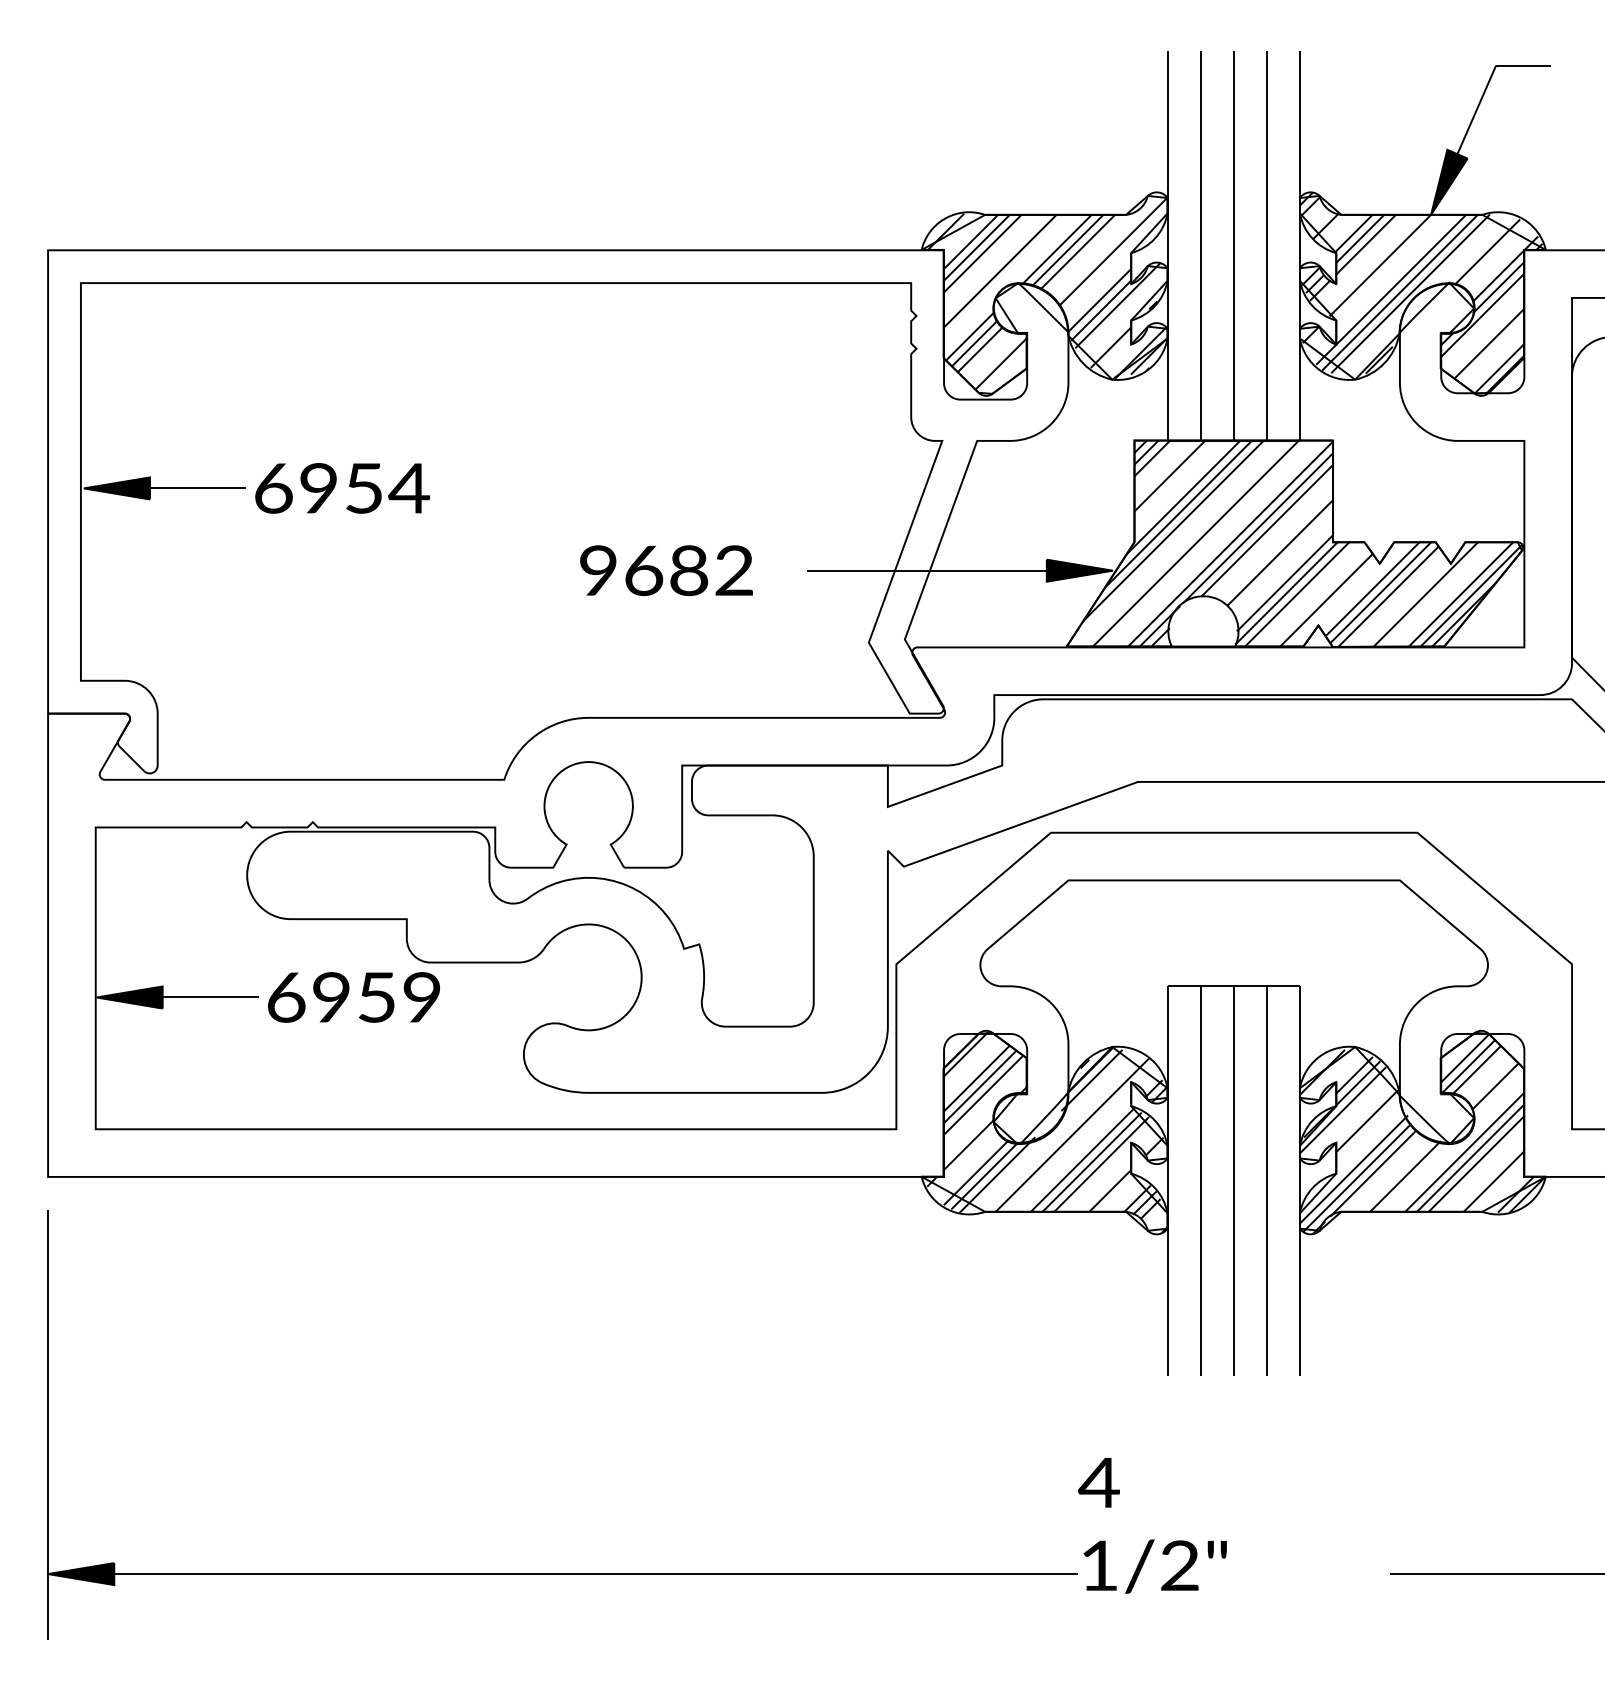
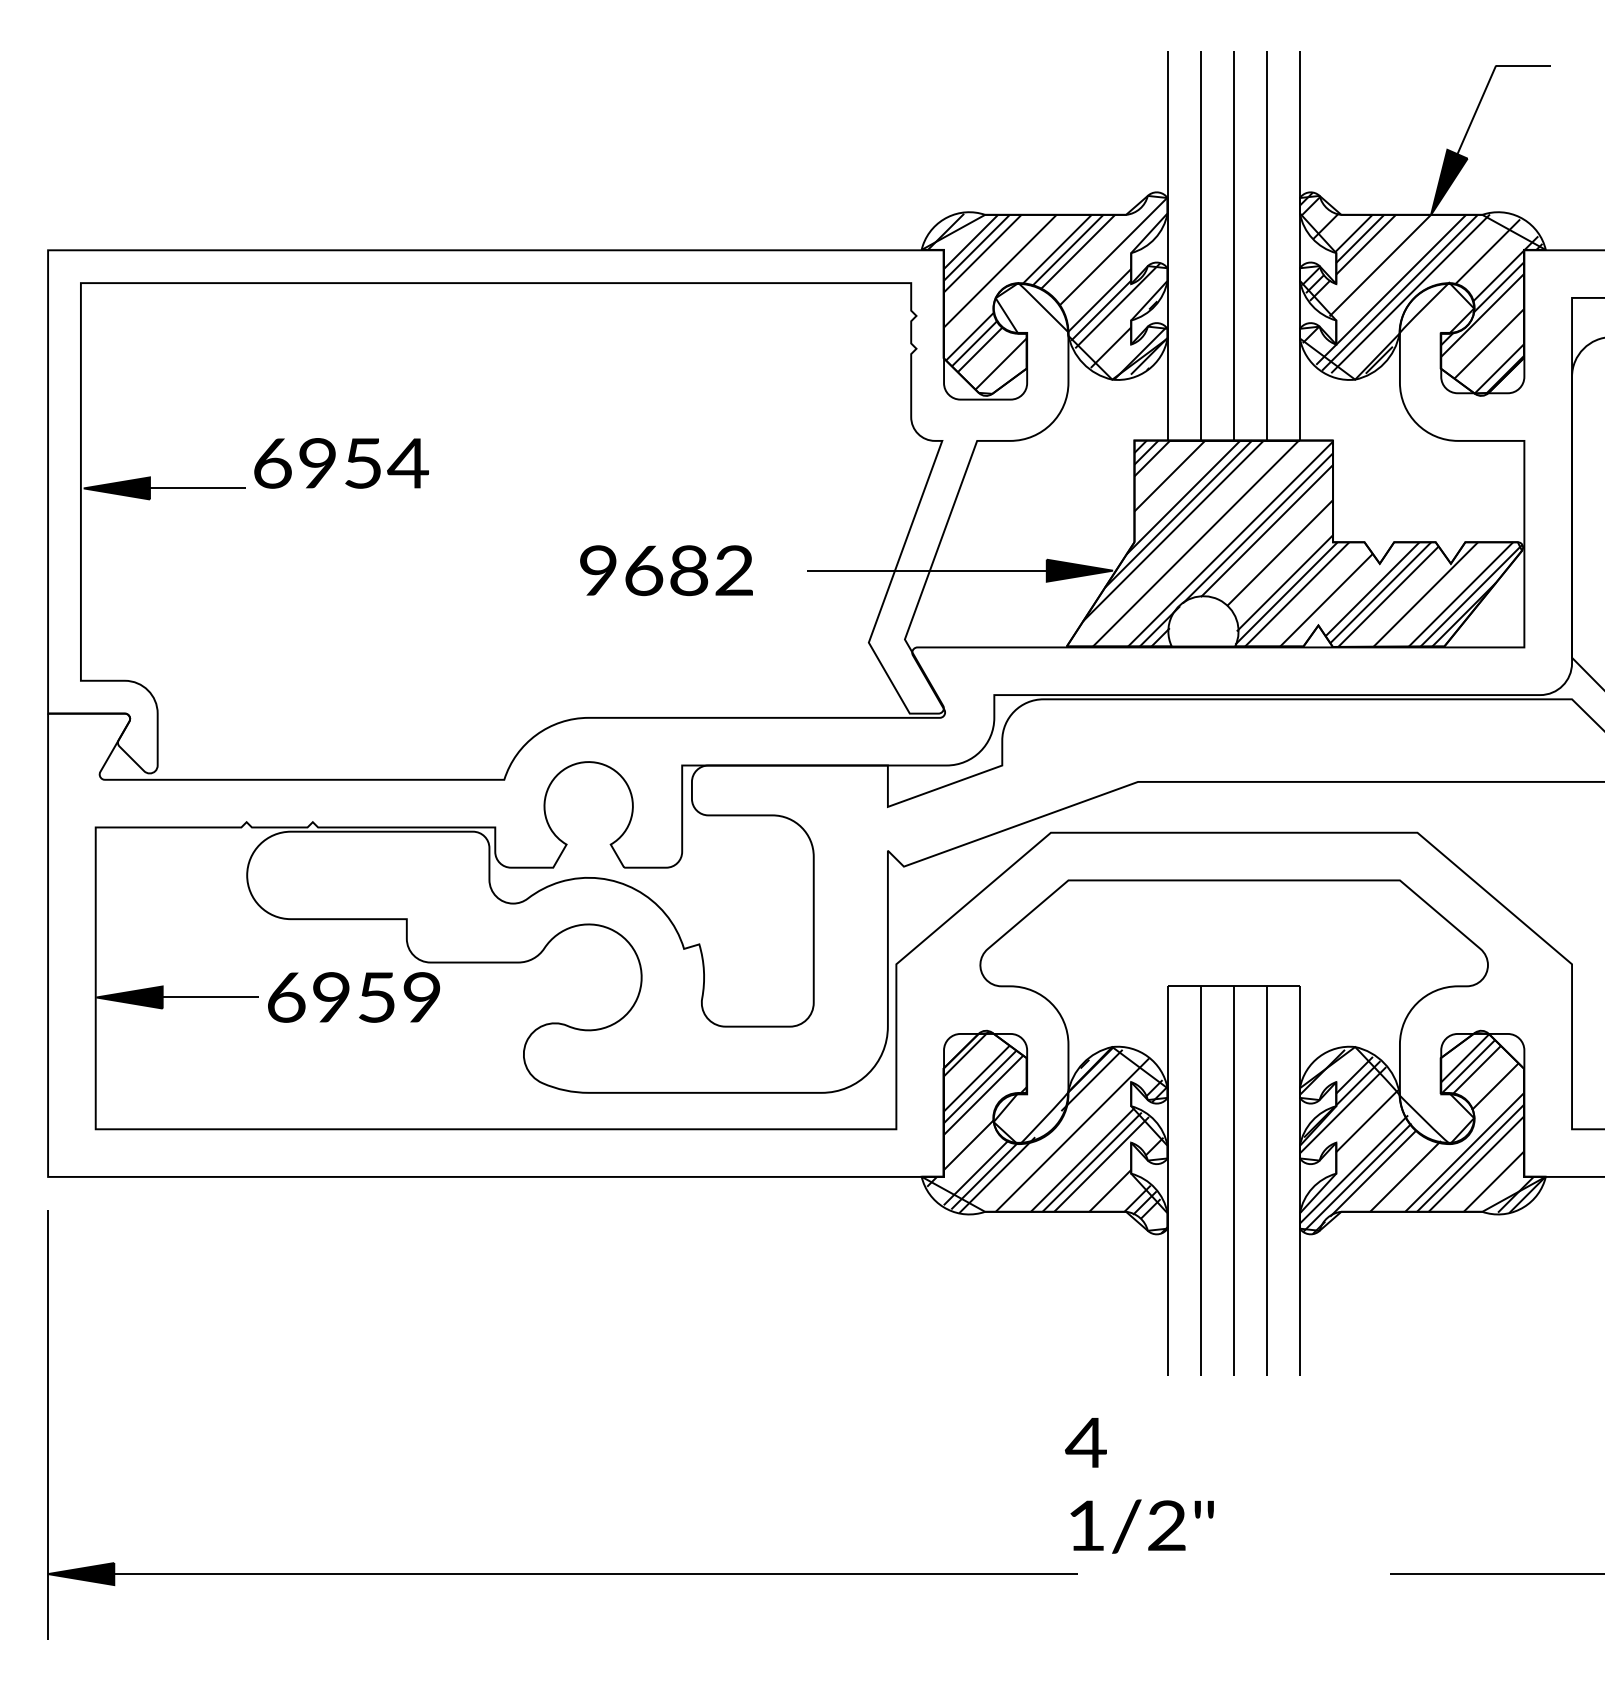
text position: (342, 488) -> (341, 463) (341, 463)
text position: (1152, 1525) -> (1139, 1485) (1139, 1485)
